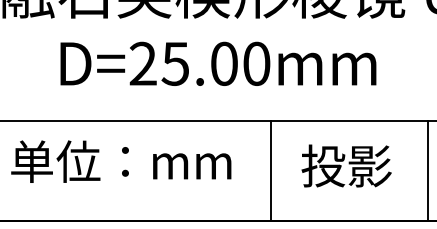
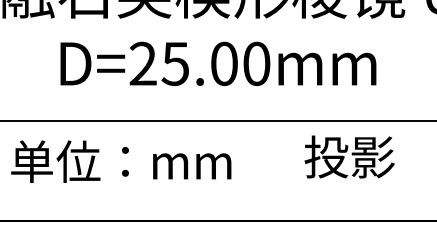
text position: (346, 165) -> (349, 156) (349, 156)
line: present -> none (271, 170)
line: present -> none (427, 170)
